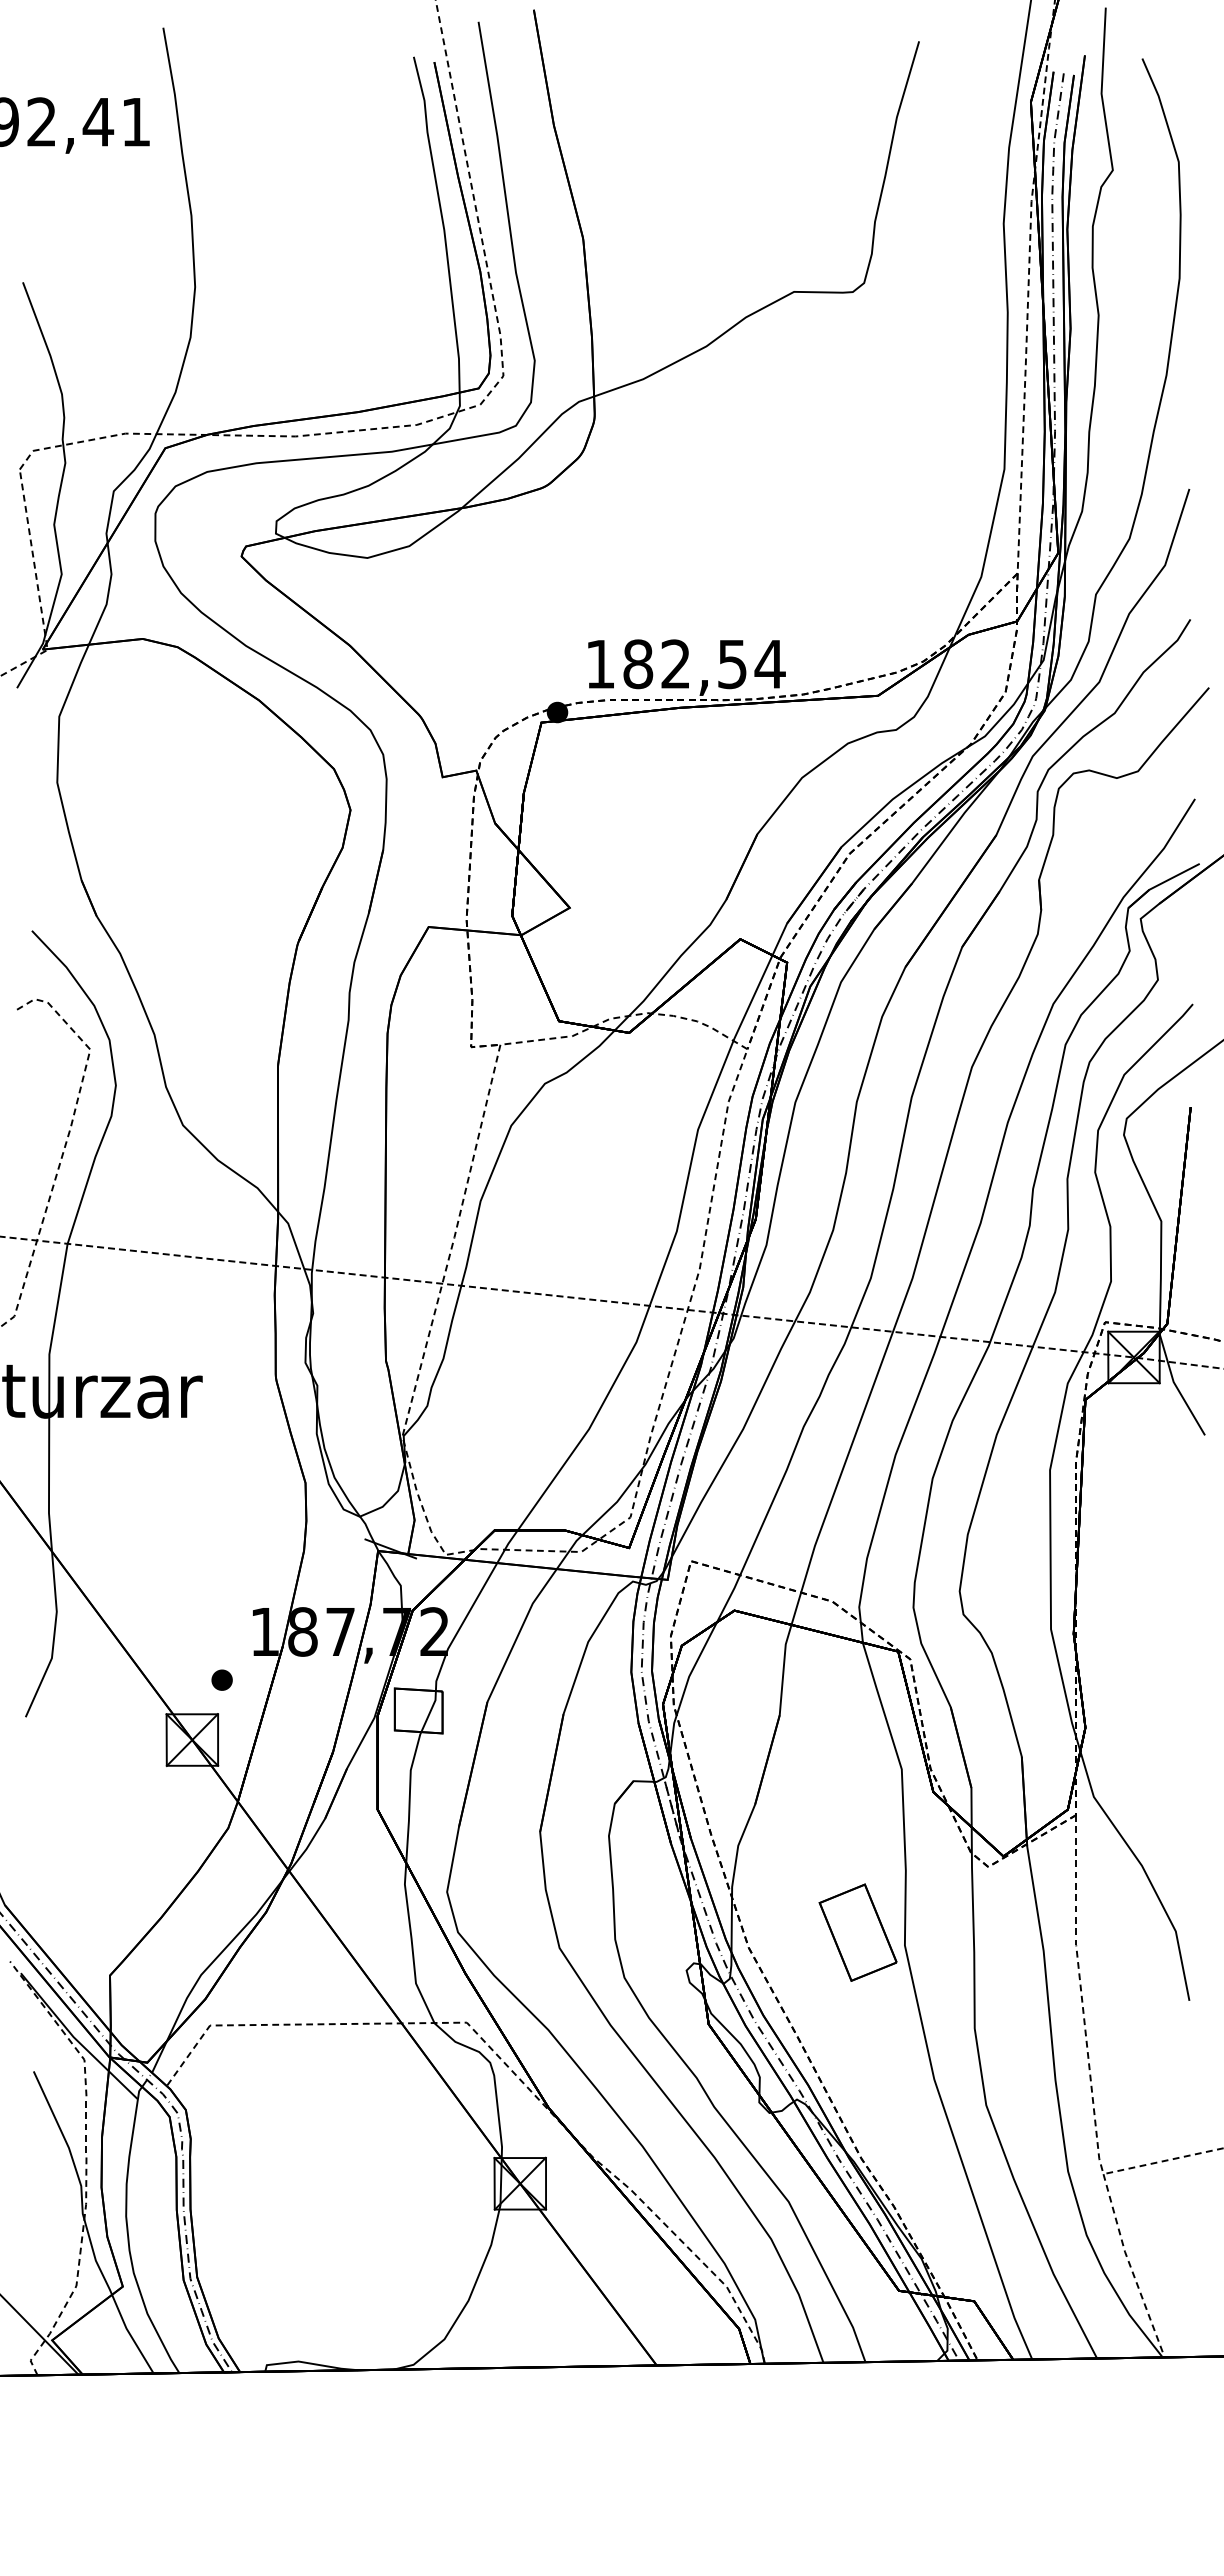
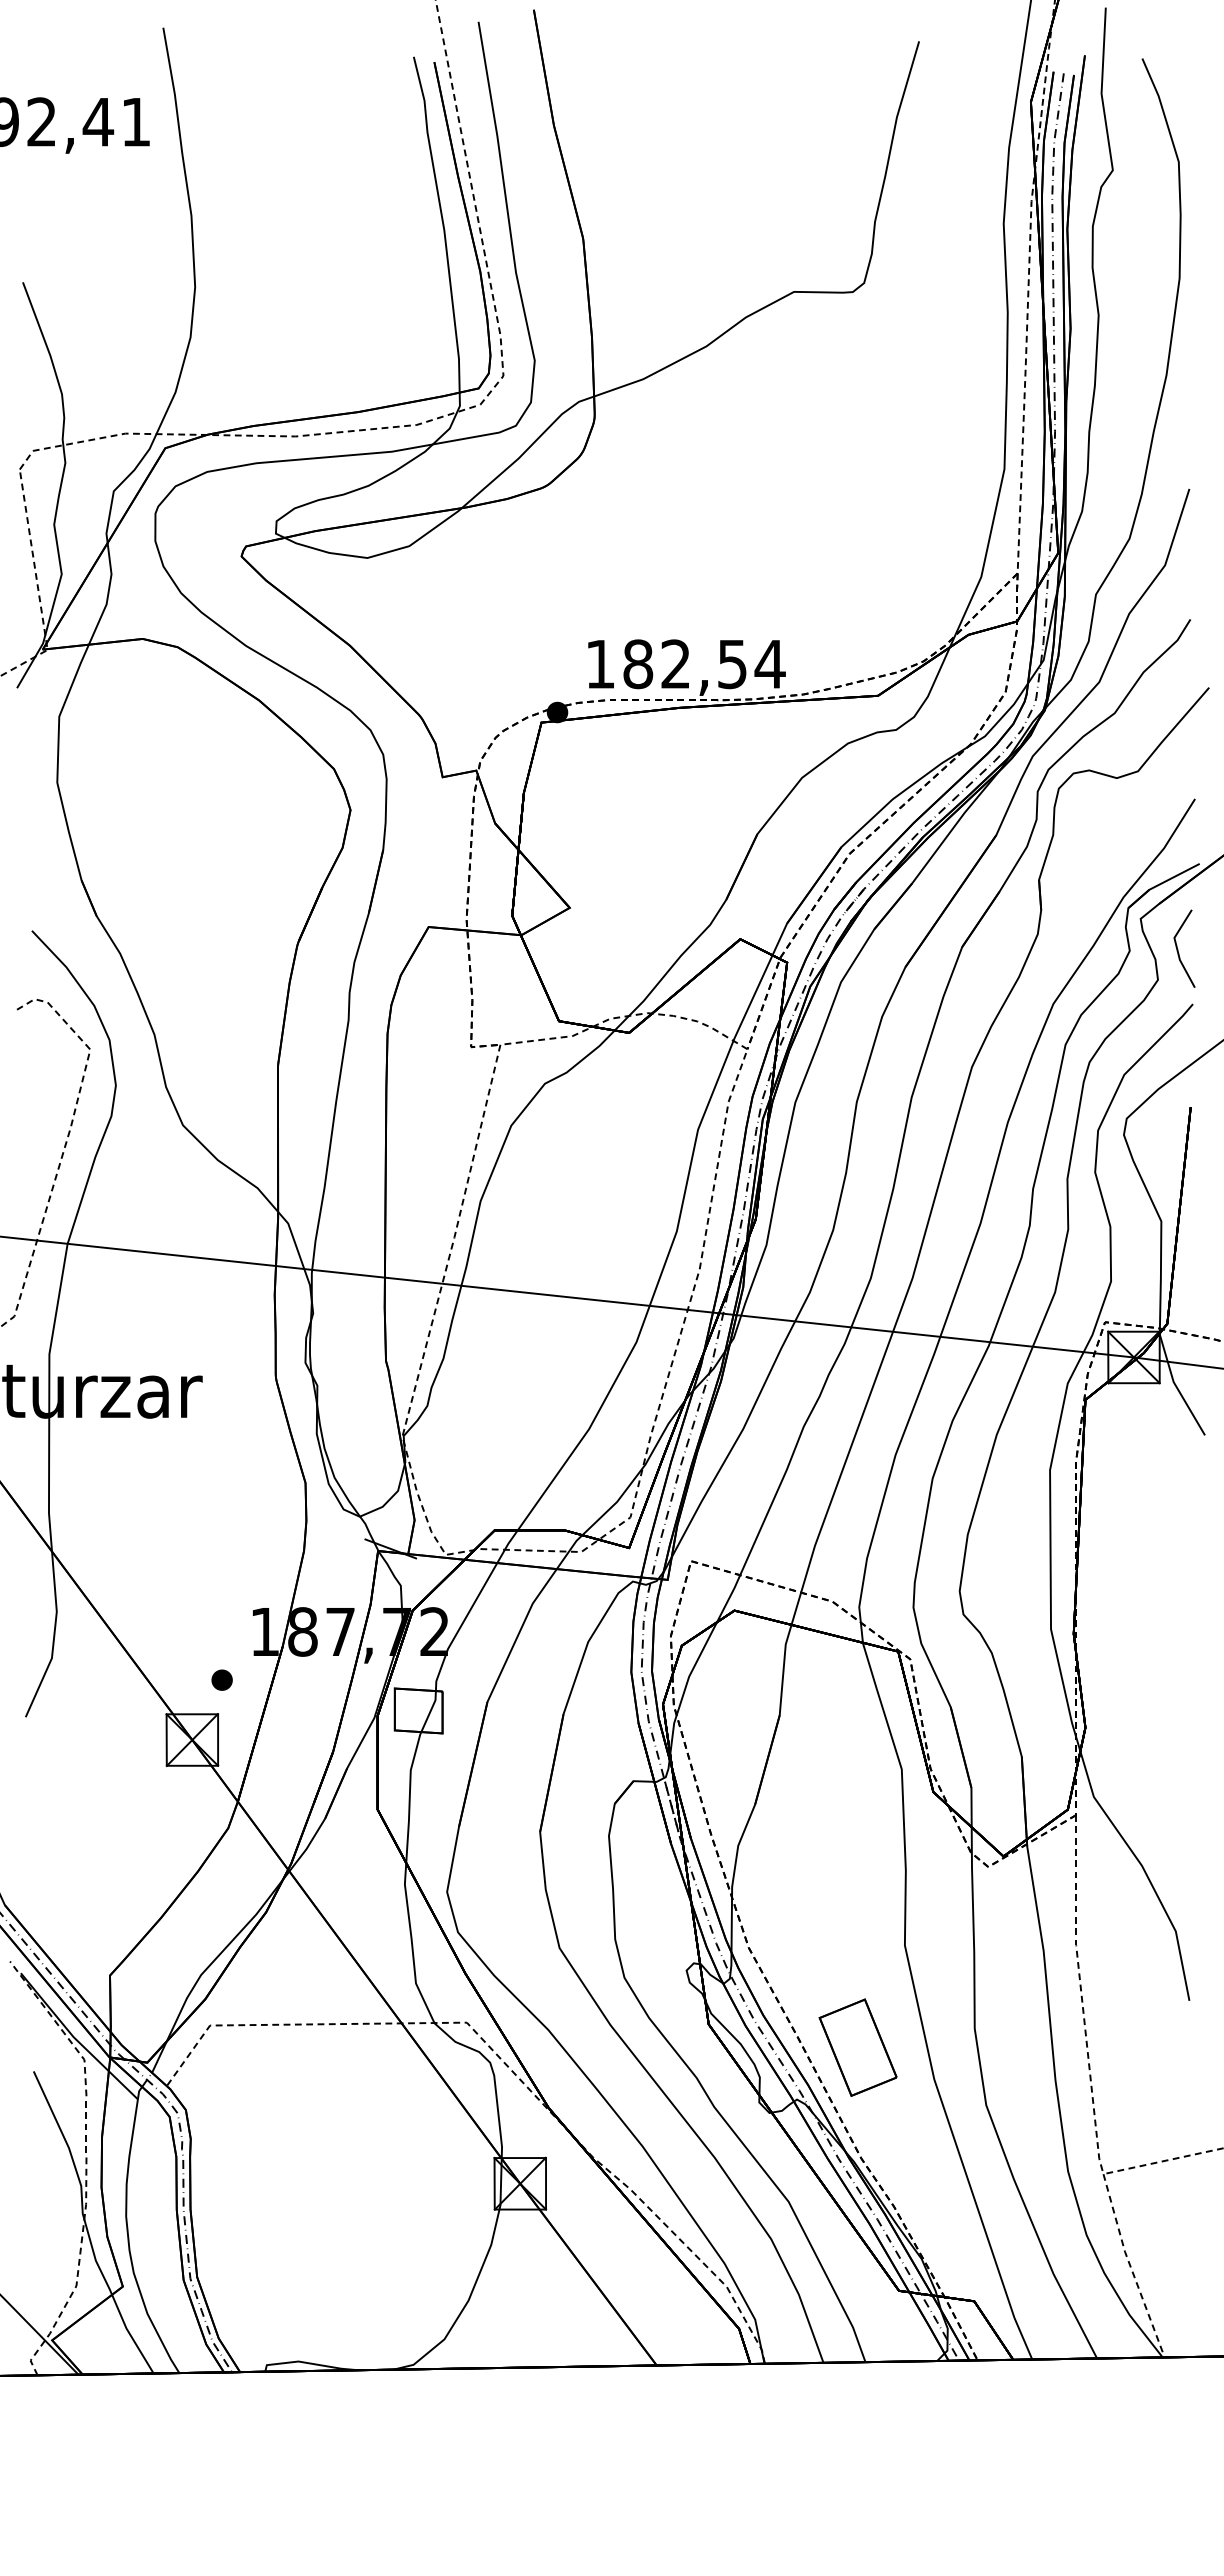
line: none -> present (1178, 949)
line: dashed -> solid (613, 1301)
part position: (857, 1932) -> (857, 2047) (857, 2047)
